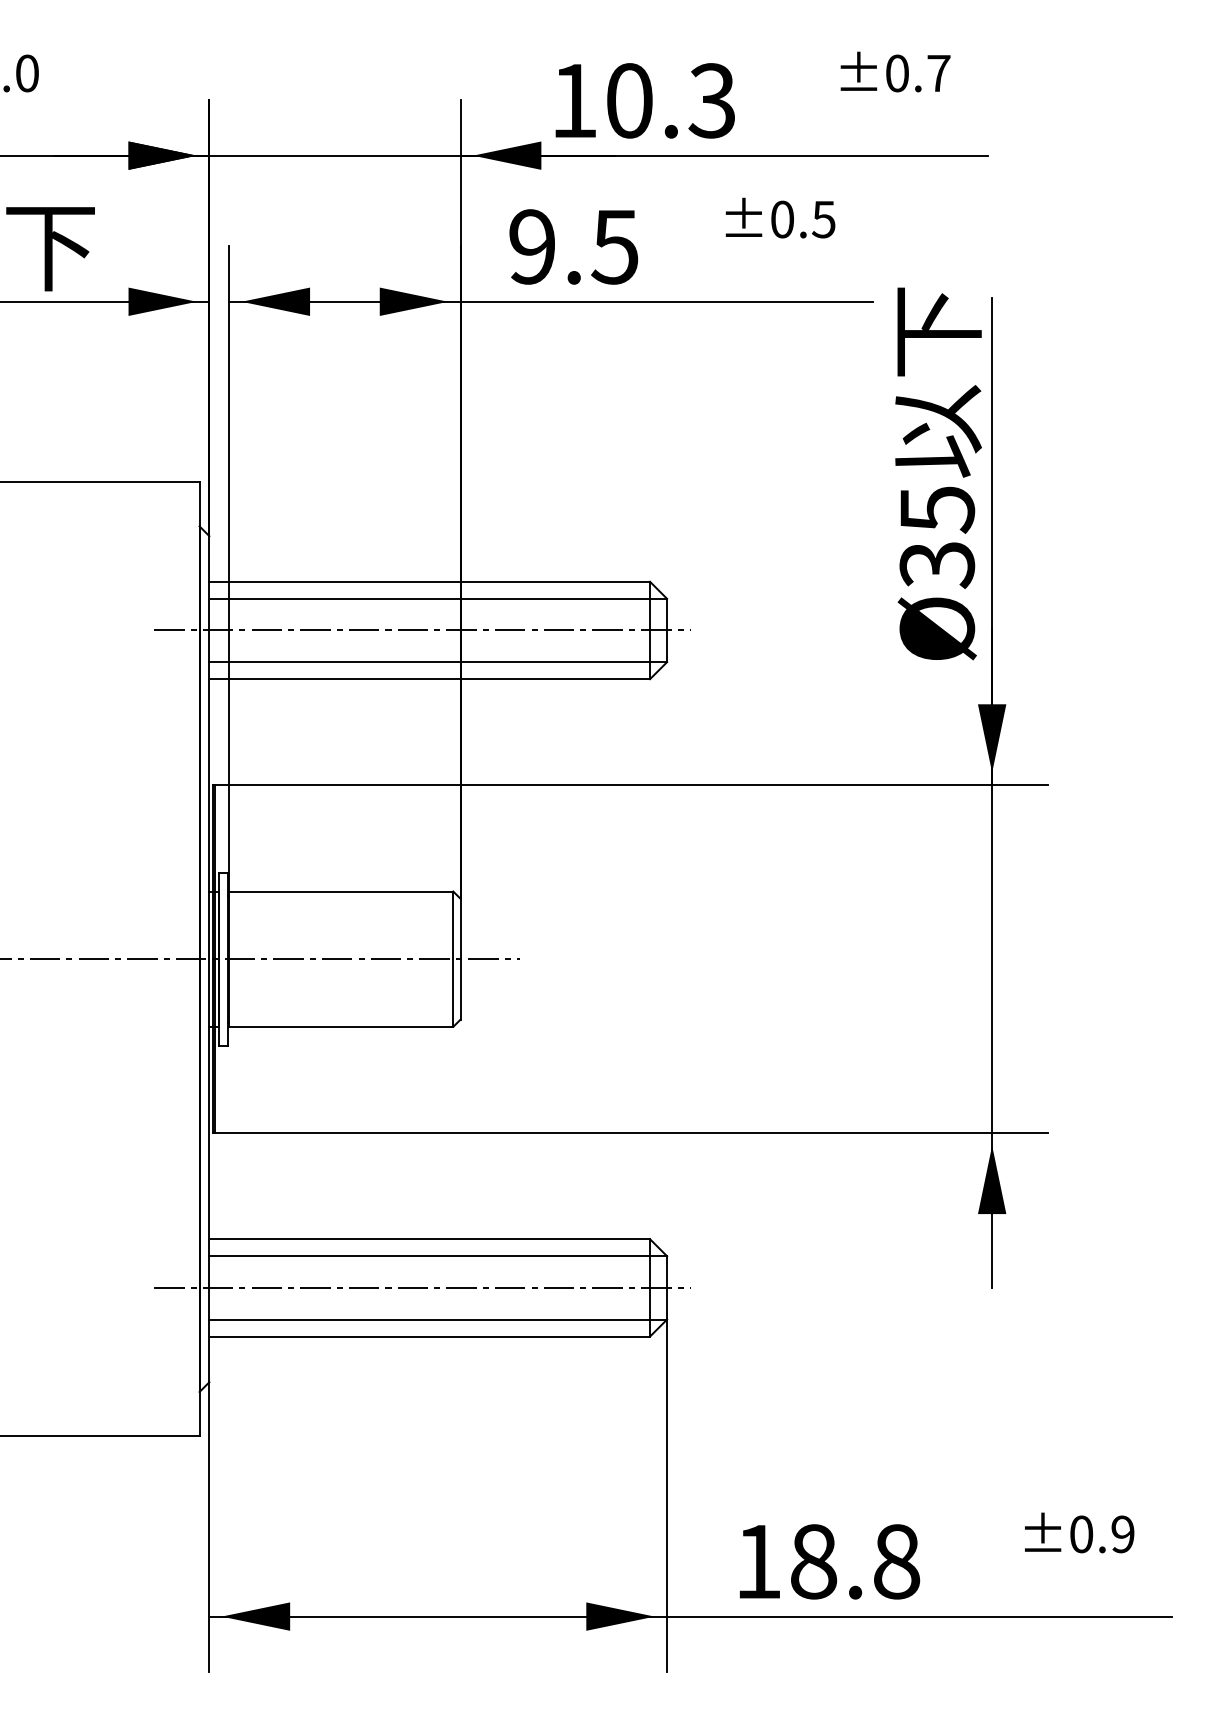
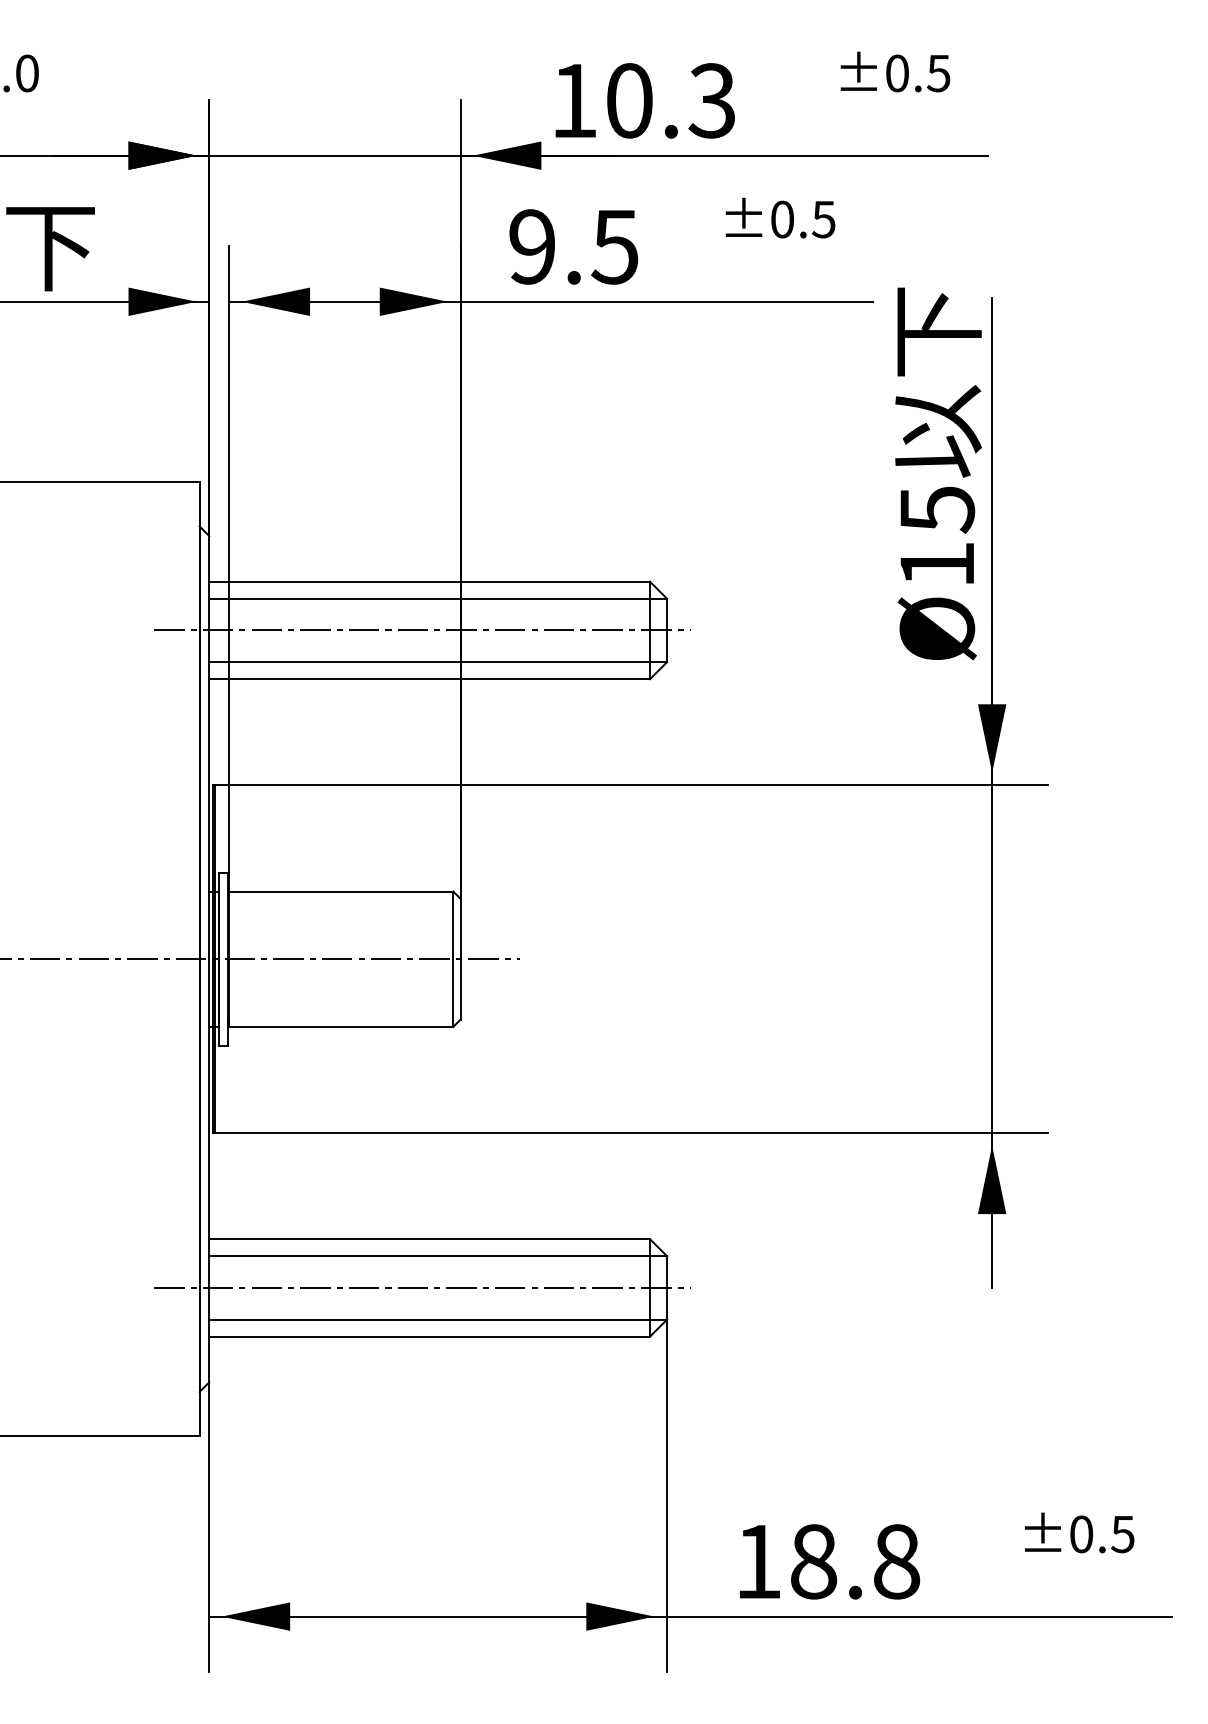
text: ±0.7 -> ±0.5 (938, 73)
text: Ø35 -> Ø15 (937, 565)
text: ±0.9 -> ±0.5 (1122, 1534)
